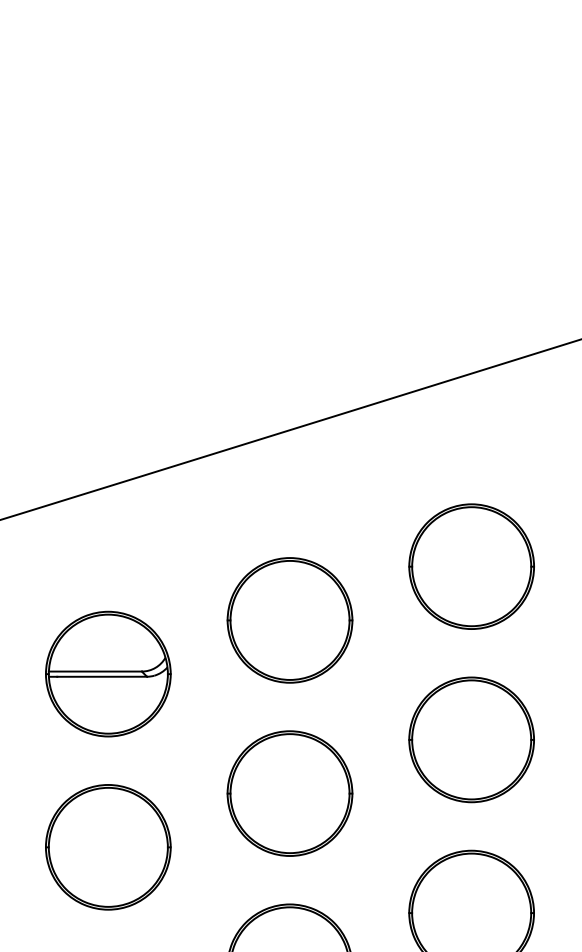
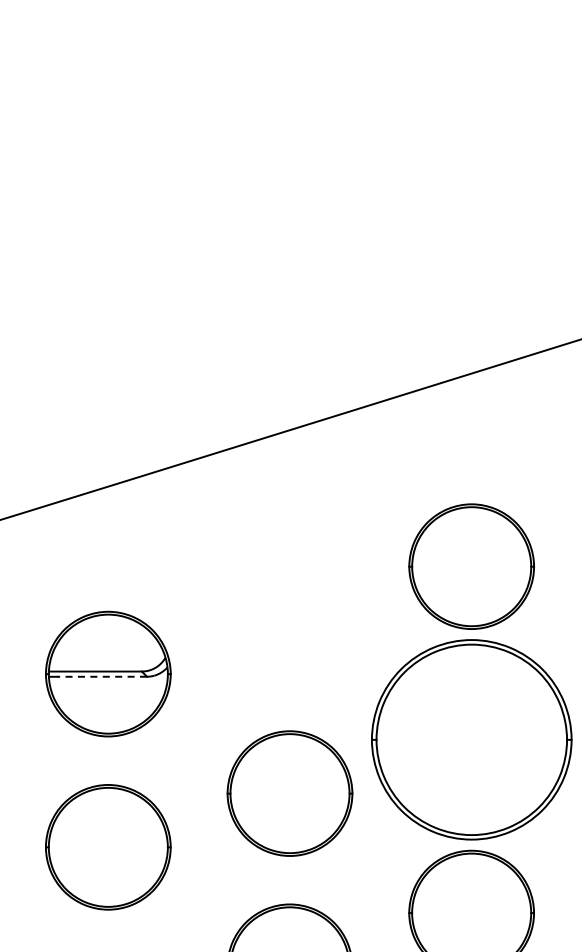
part: present -> none (289, 620)
line: solid -> dashed (102, 676)
part size: 127x128 px -> 202x202 px (471, 739)
